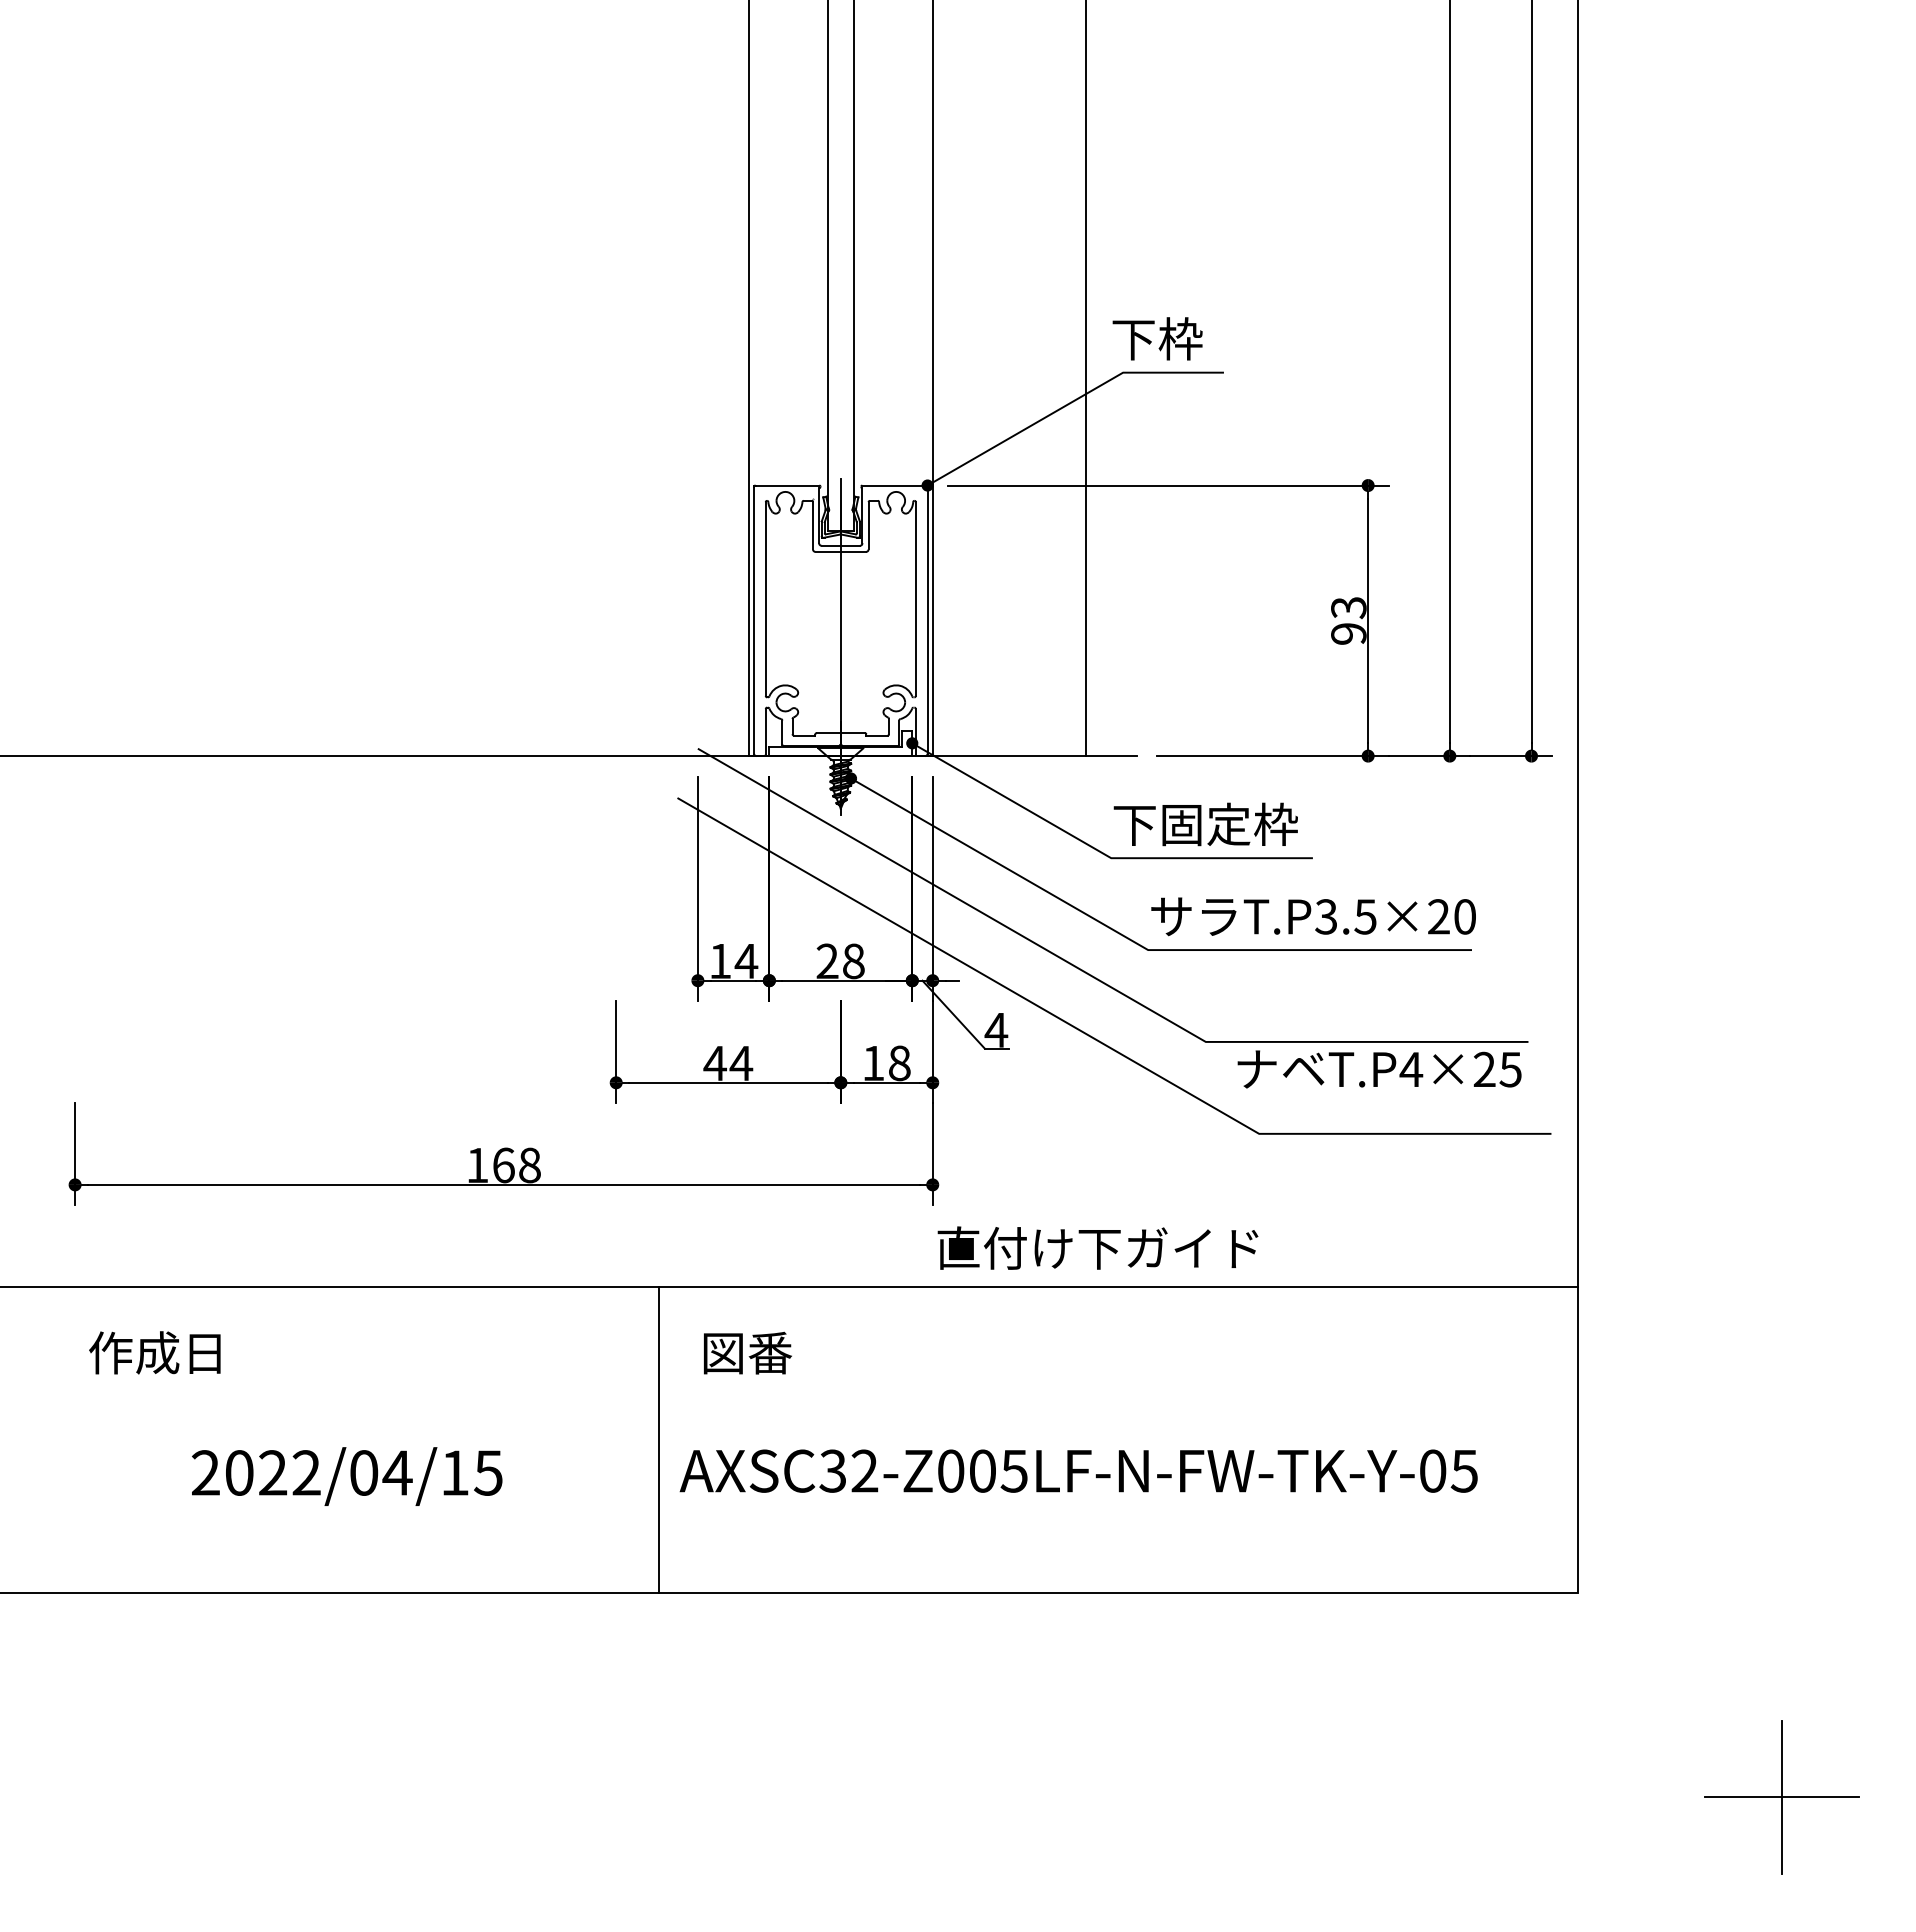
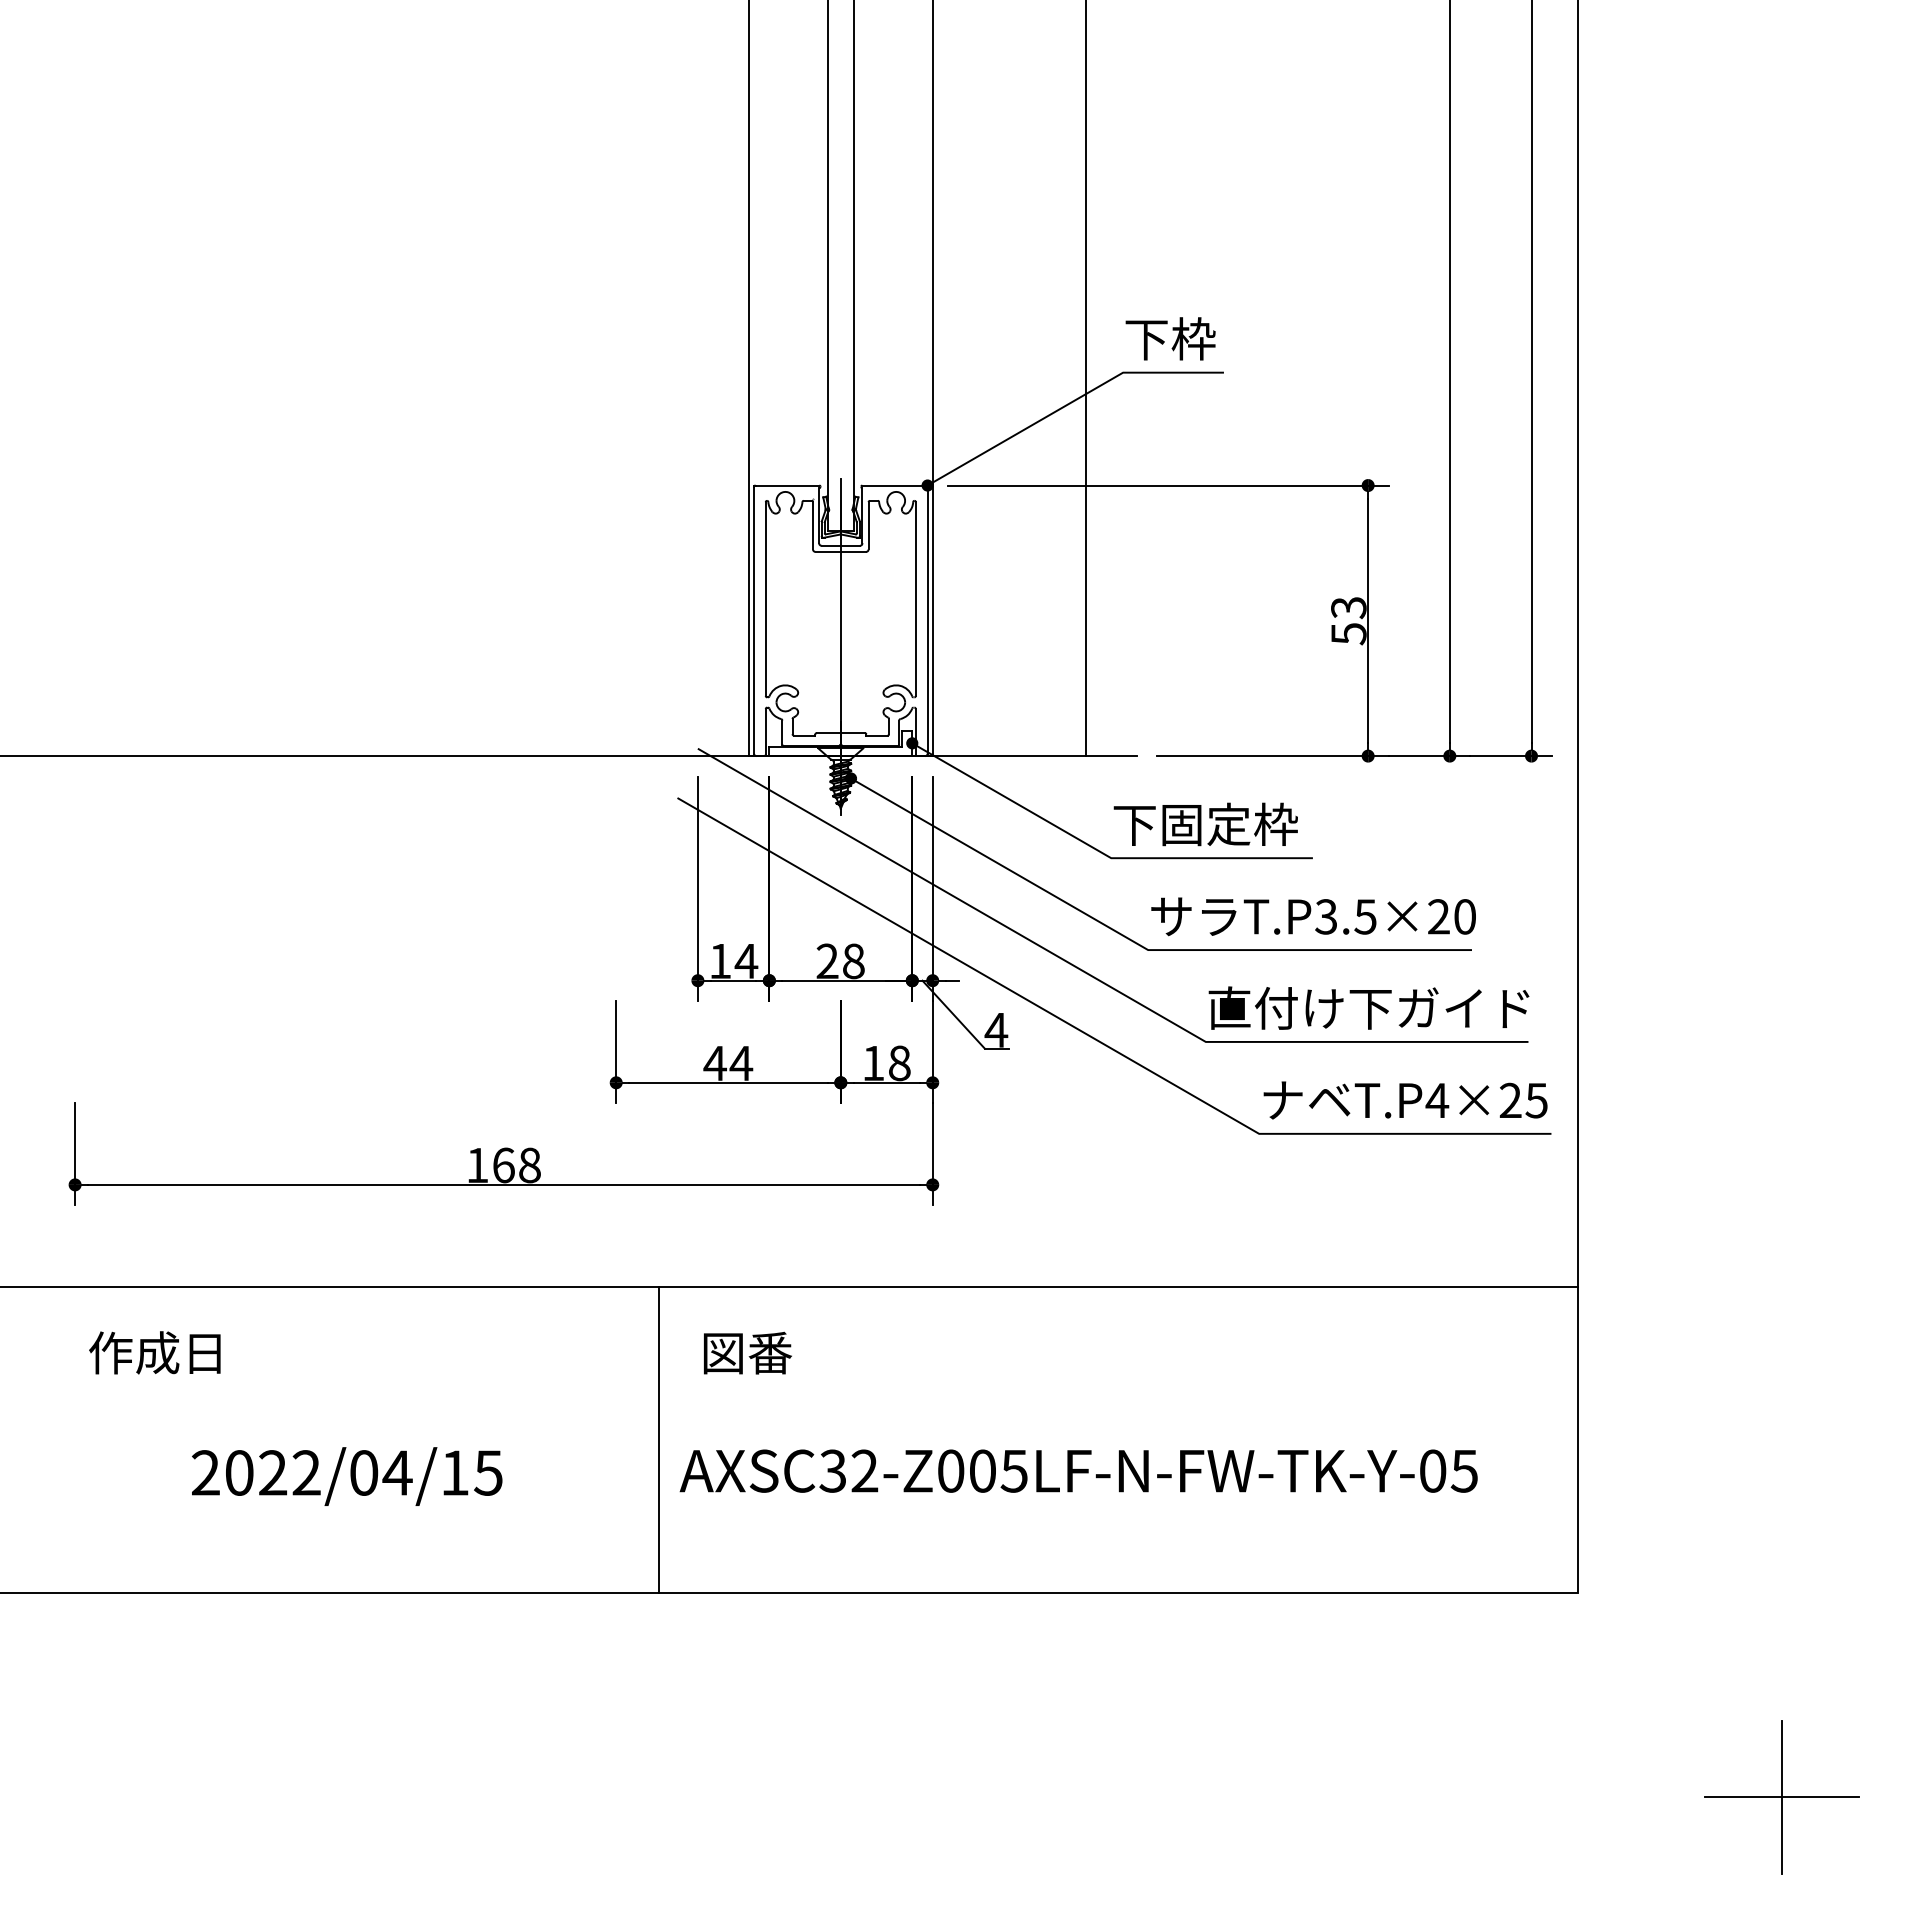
text position: (1157, 338) -> (1170, 338) (1170, 338)
text: 93 -> 53 (1348, 634)
text position: (1379, 1069) -> (1405, 1100) (1405, 1100)
text position: (1097, 1247) -> (1368, 1007) (1368, 1007)
